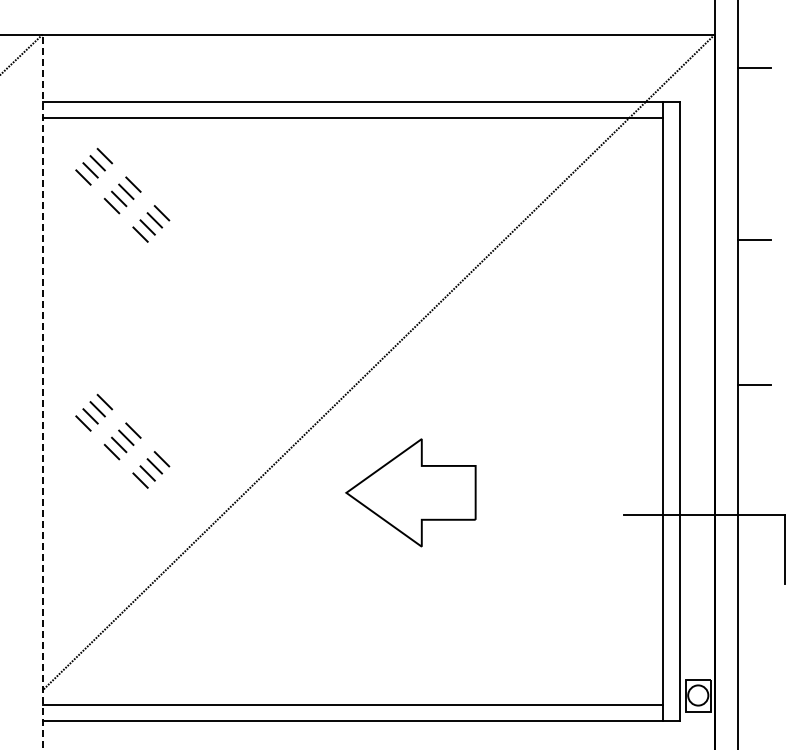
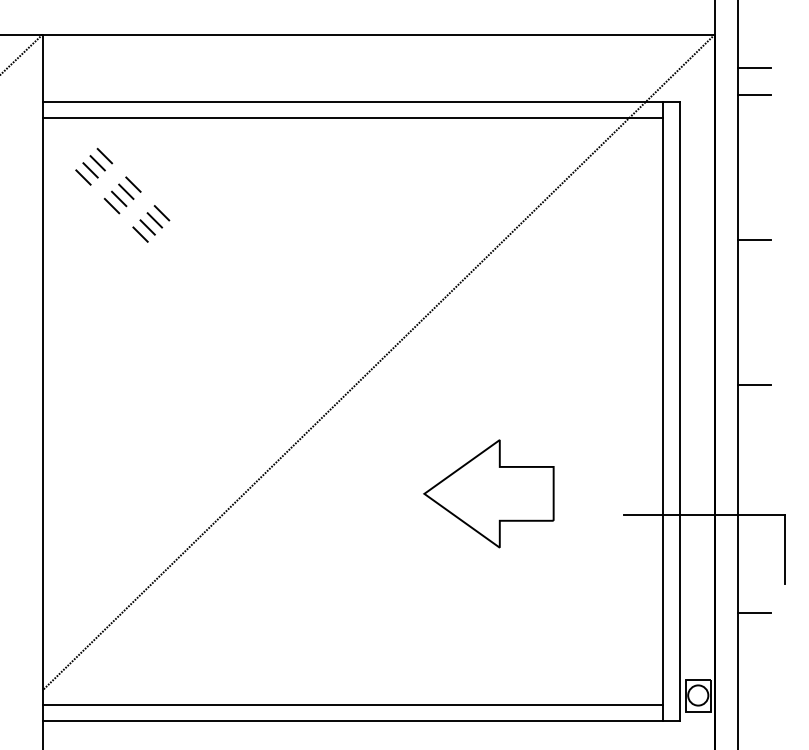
line: none -> present (754, 95)
line: dashed -> solid (42, 391)
part: present -> none (122, 440)
part position: (410, 492) -> (488, 493) (488, 493)
line: none -> present (754, 613)
